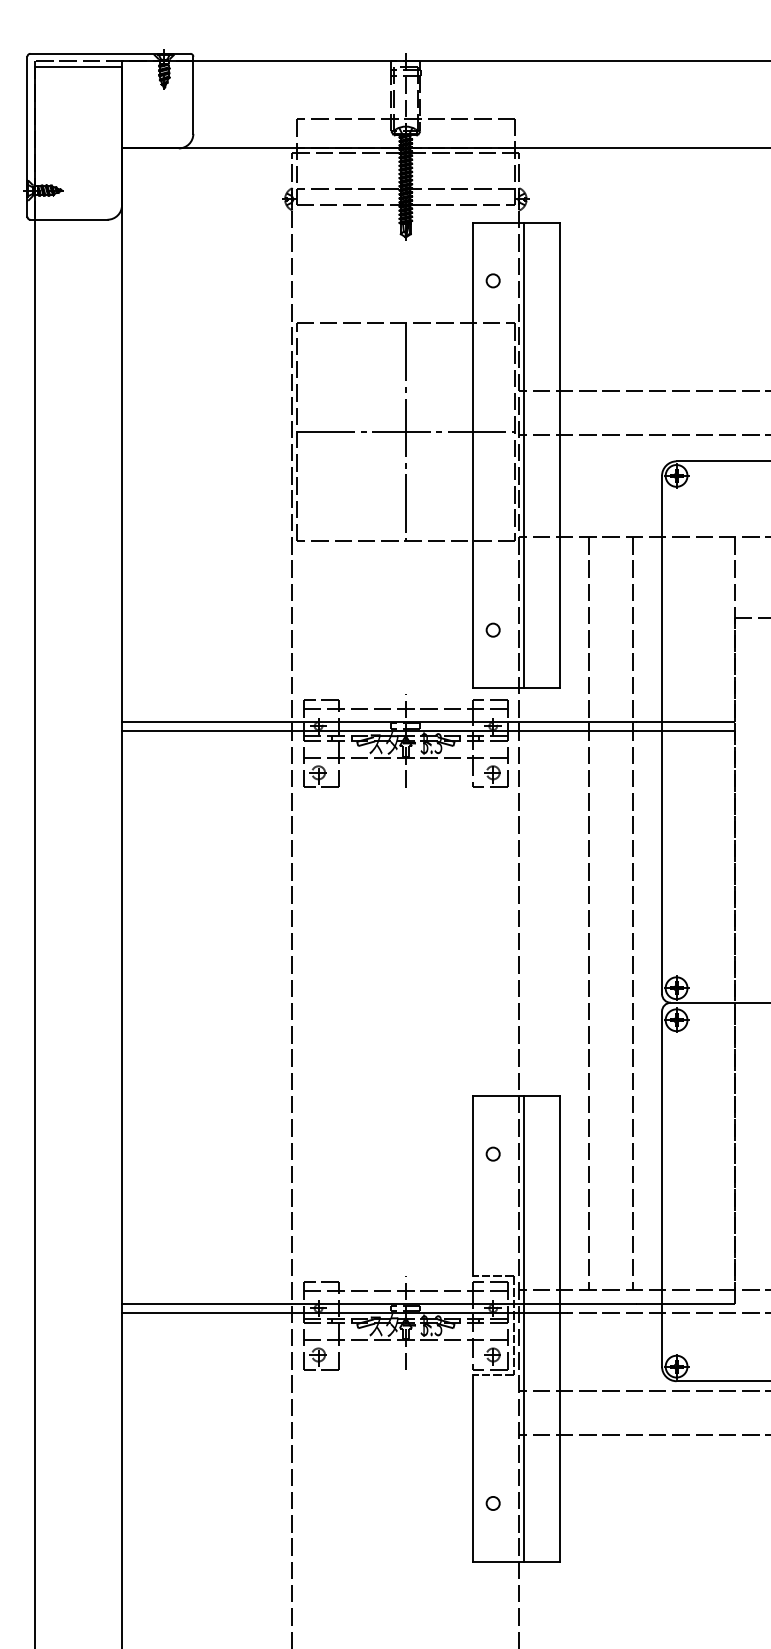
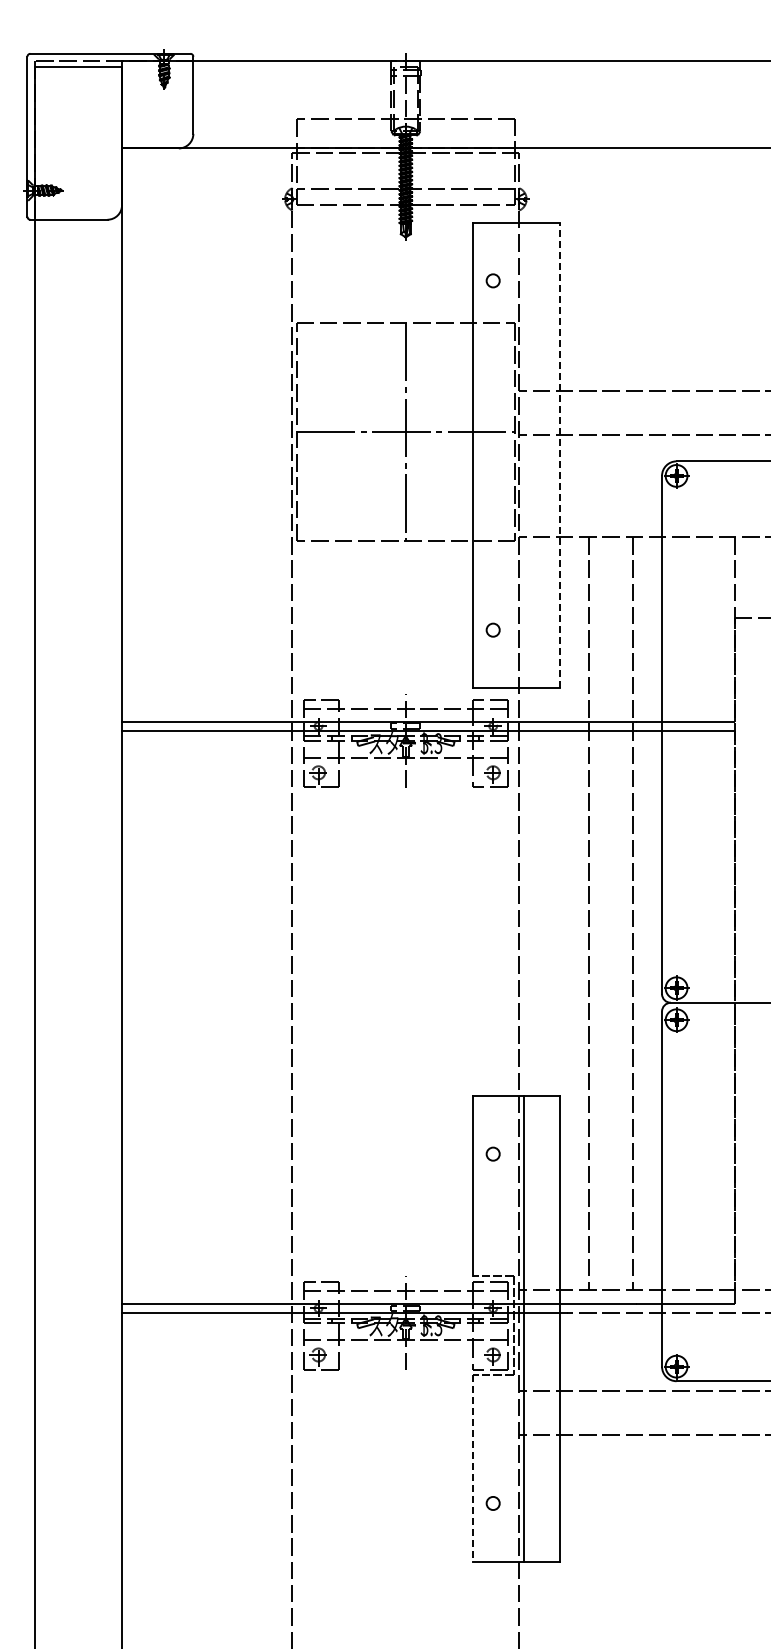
line: present -> none (523, 455)
line: solid -> dashed (560, 455)
line: solid -> dashed (472, 1469)
